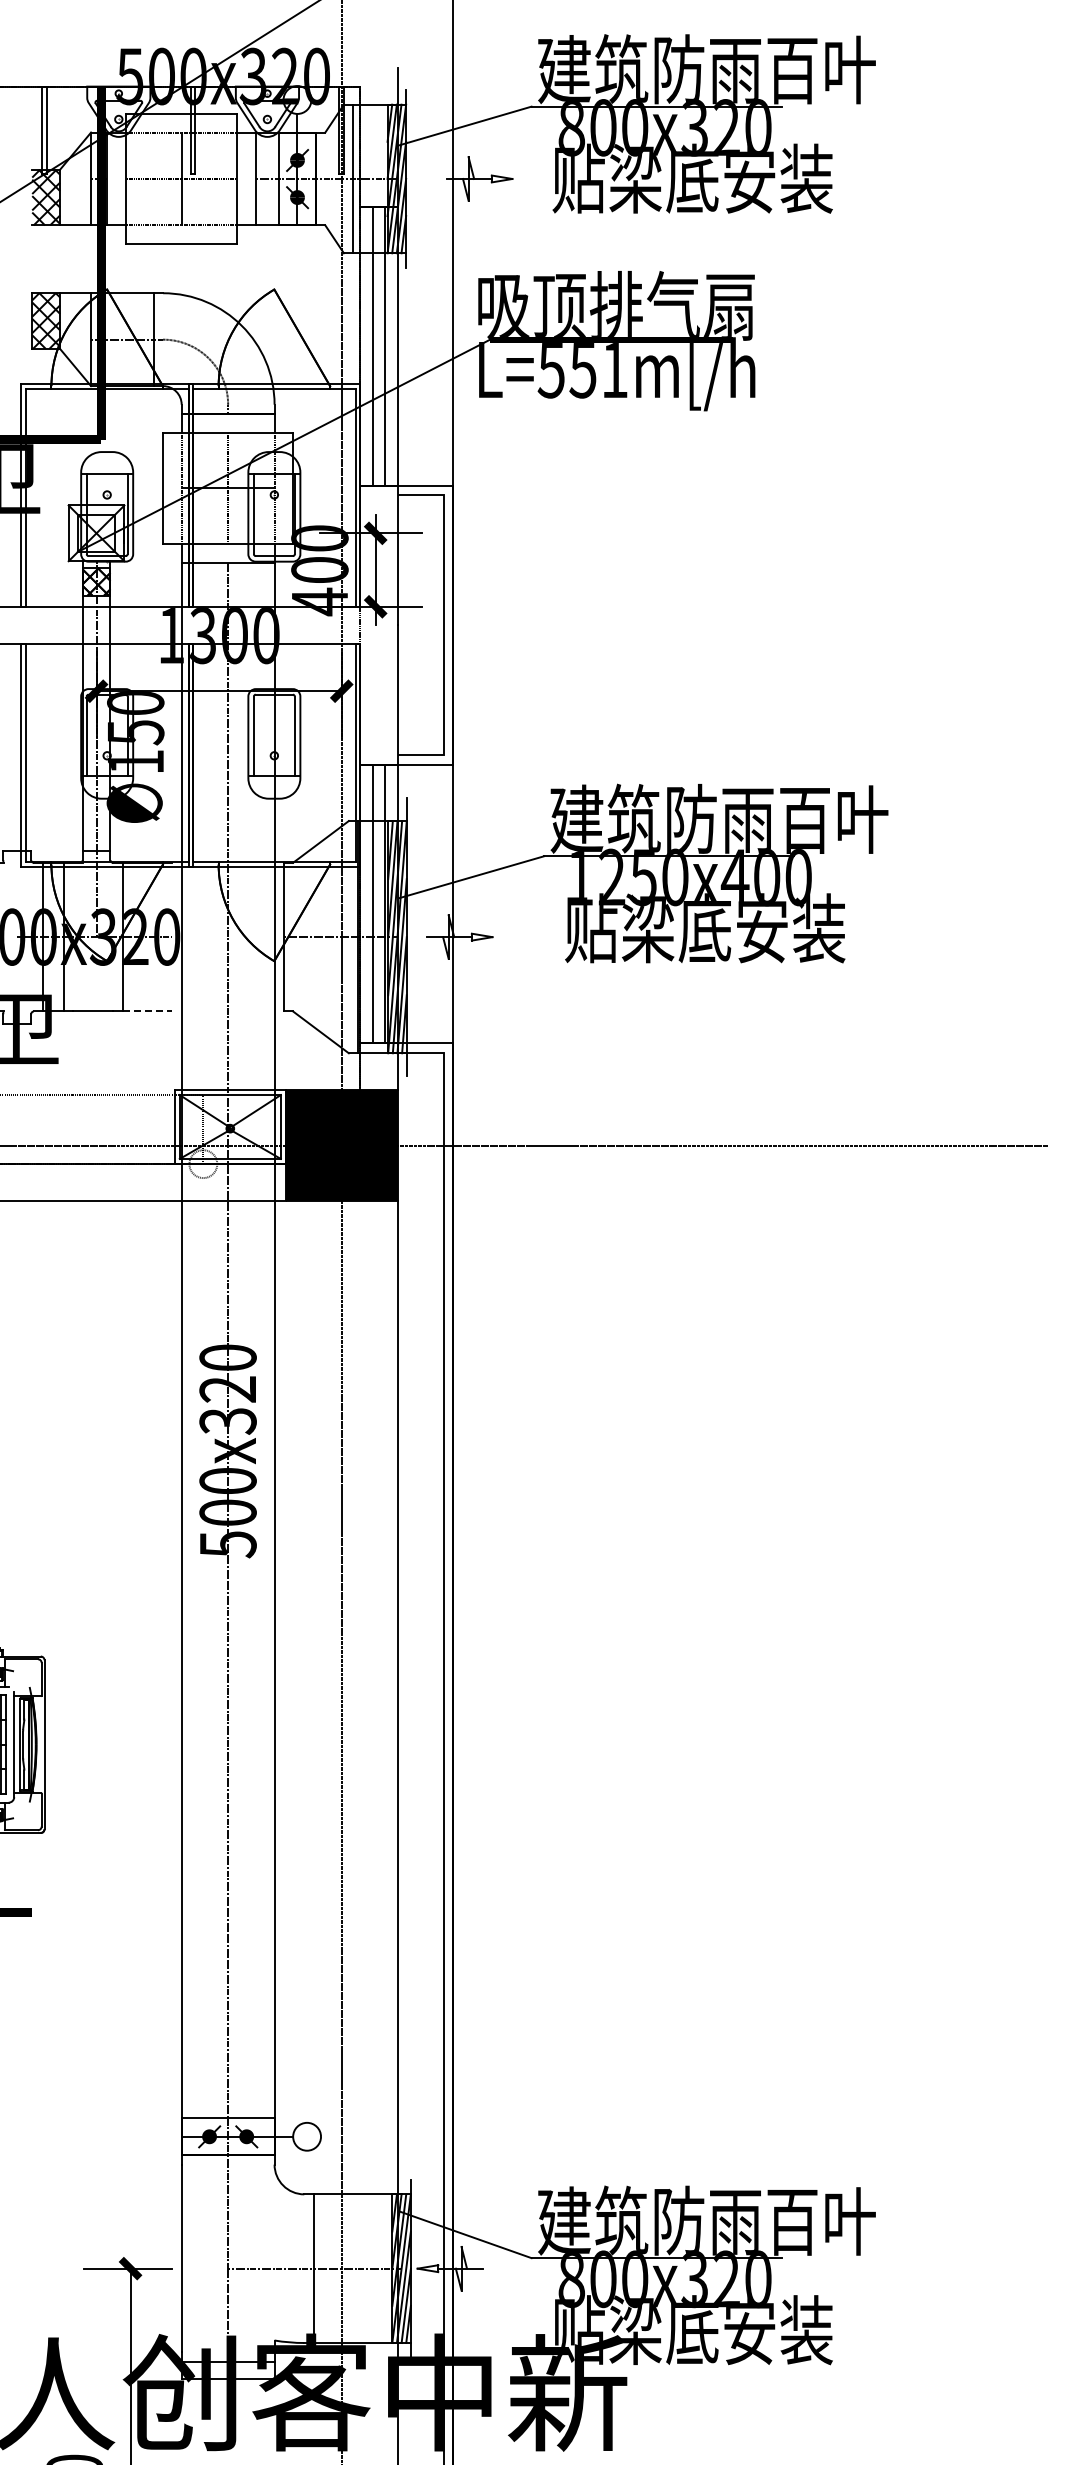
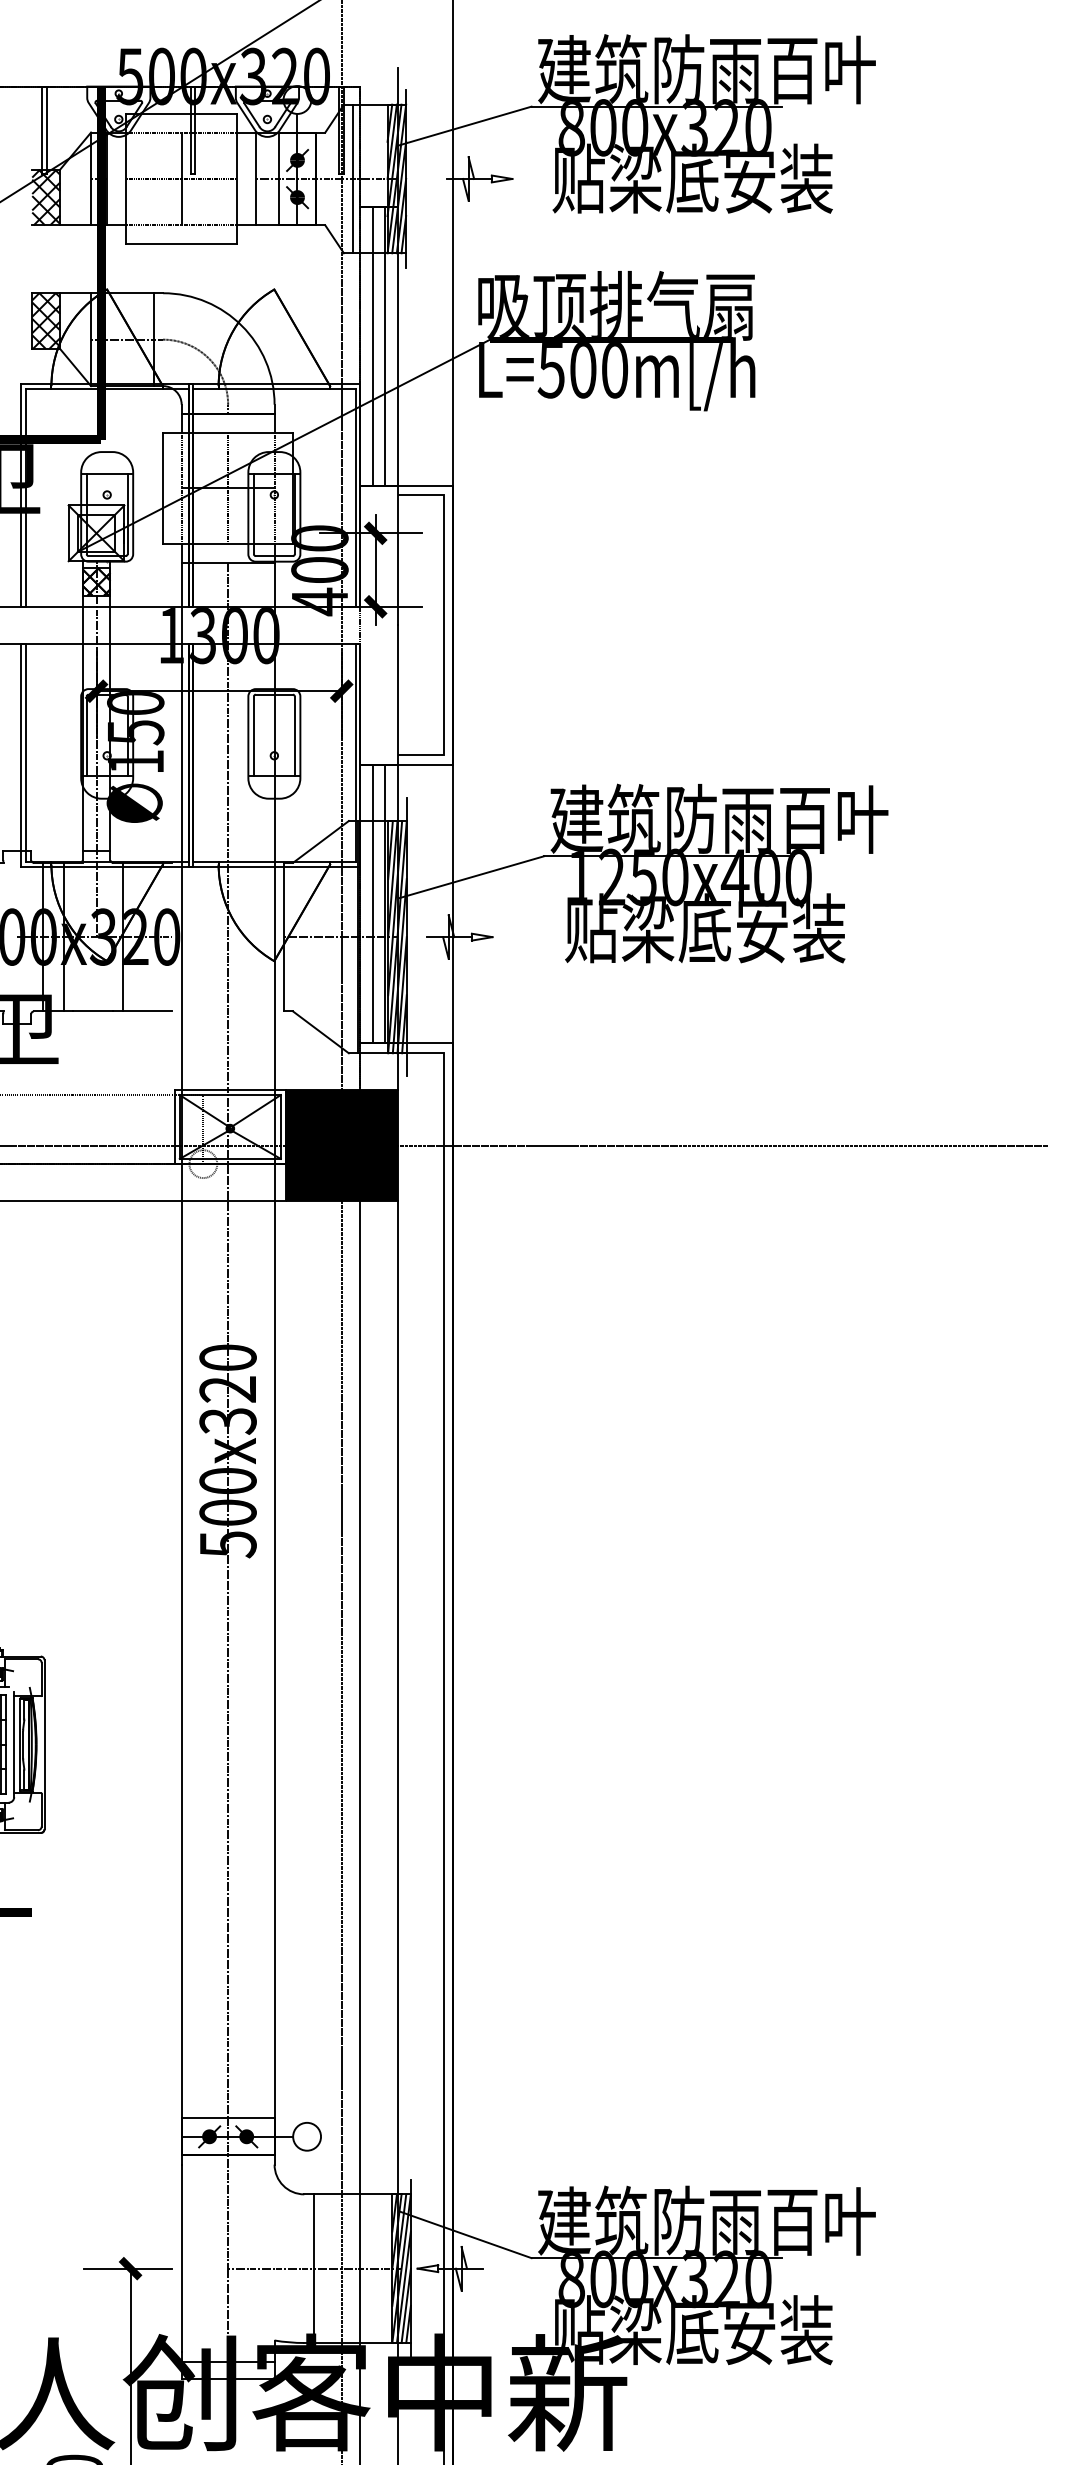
text: L=551m[/h -> L=500m[/h (598, 370)
line: dashed -> solid (147, 1011)
line: none -> present (360, 1831)
